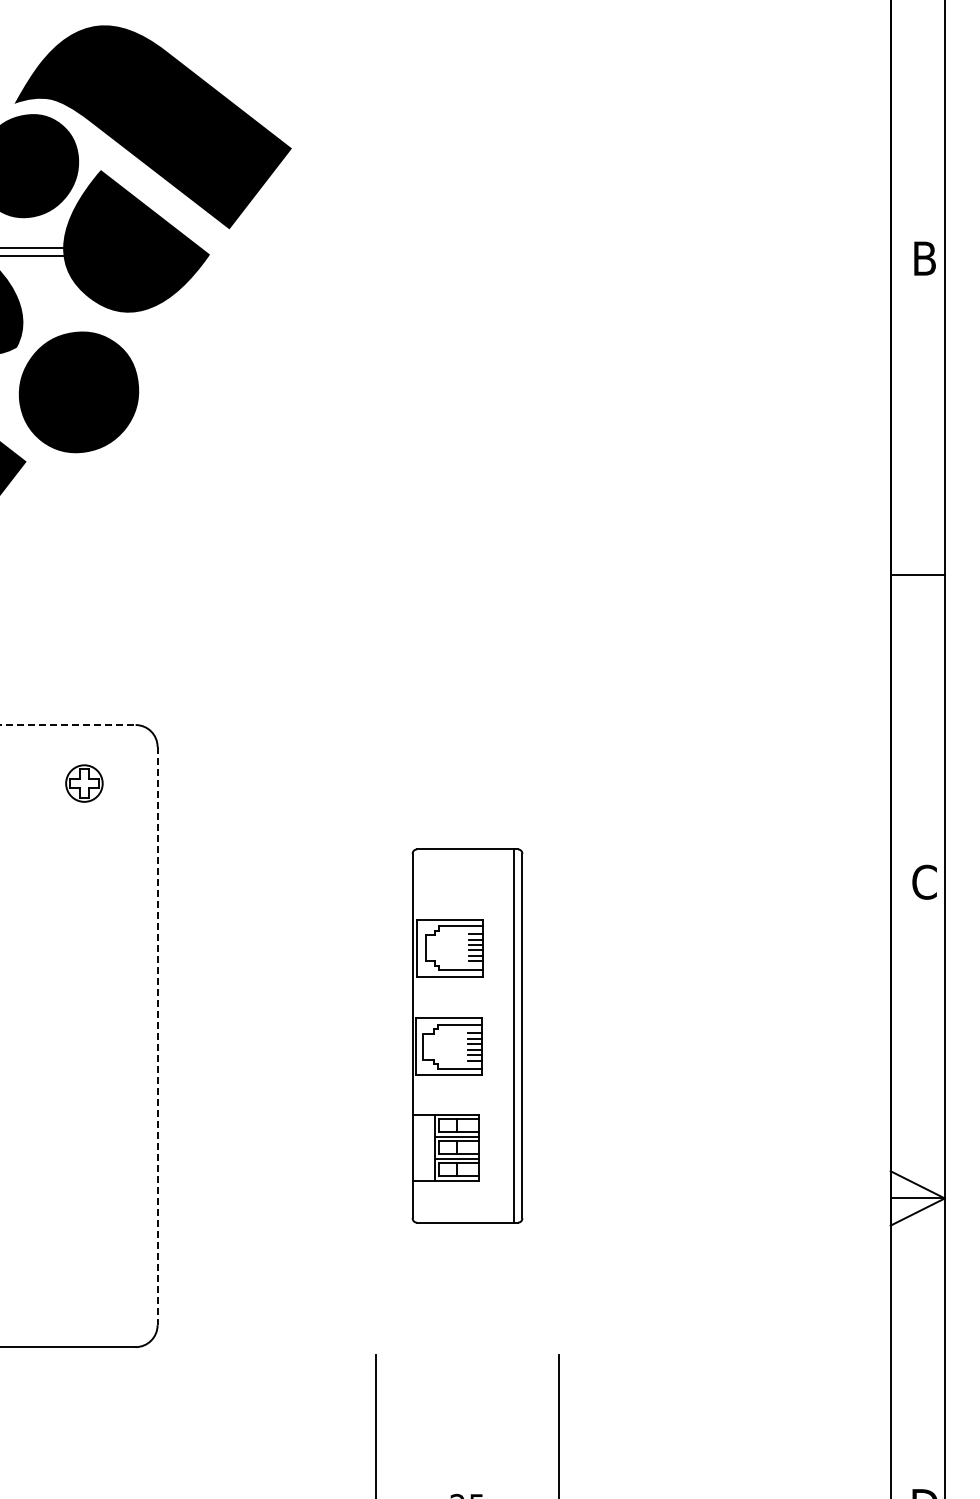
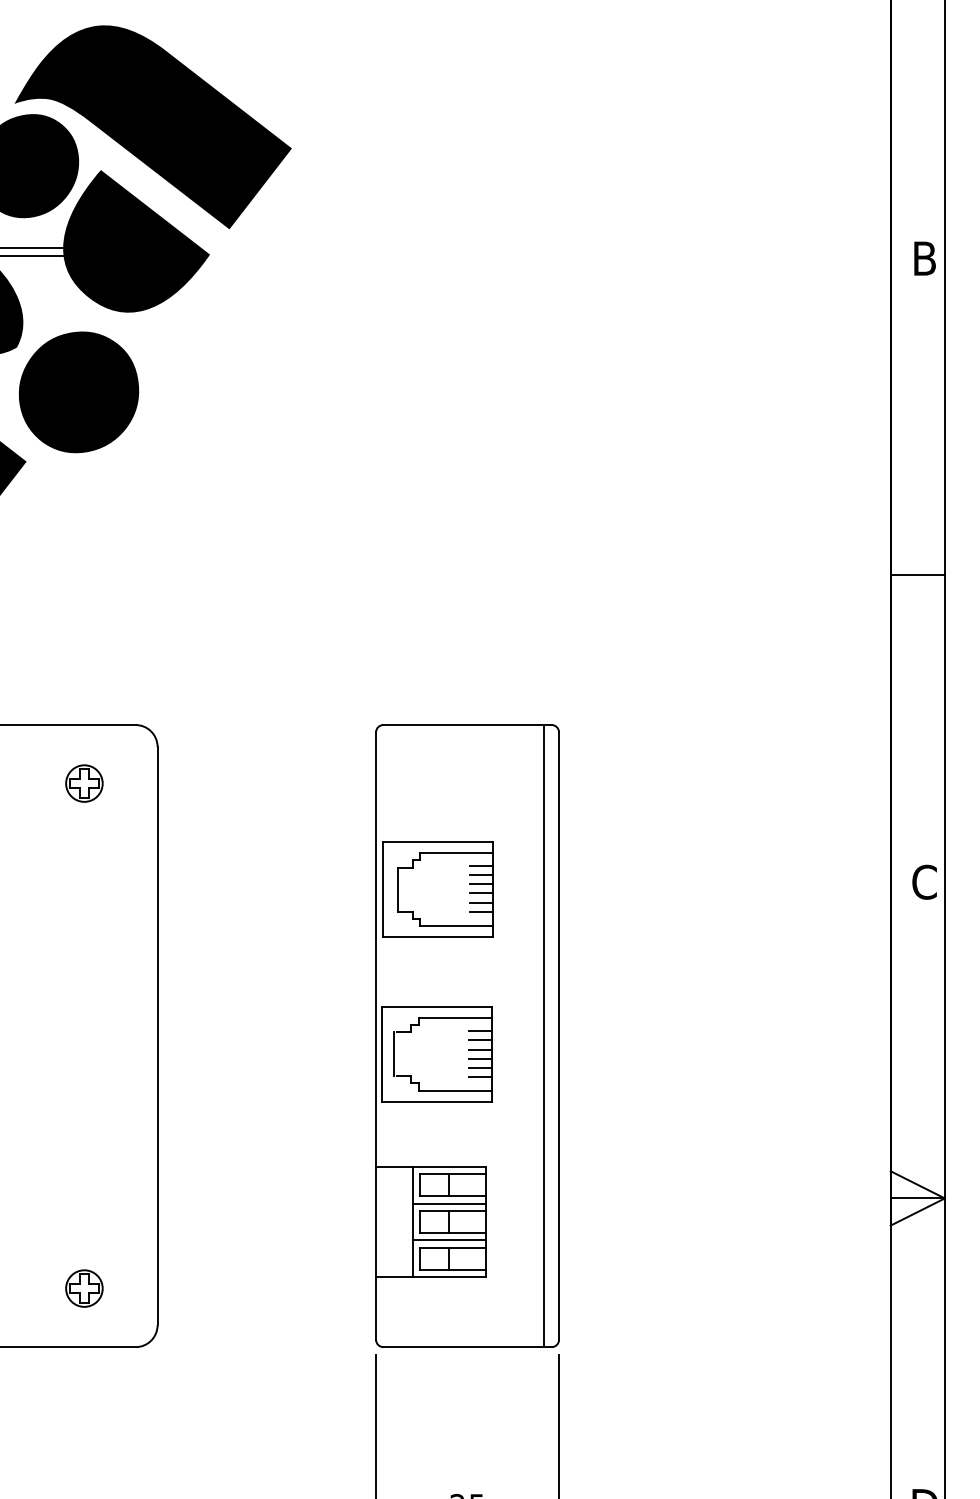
line: dashed -> solid (68, 725)
part size: 113x376 px -> 185x624 px (467, 1035)
line: dashed -> solid (157, 1036)
part: none -> present (84, 1288)
